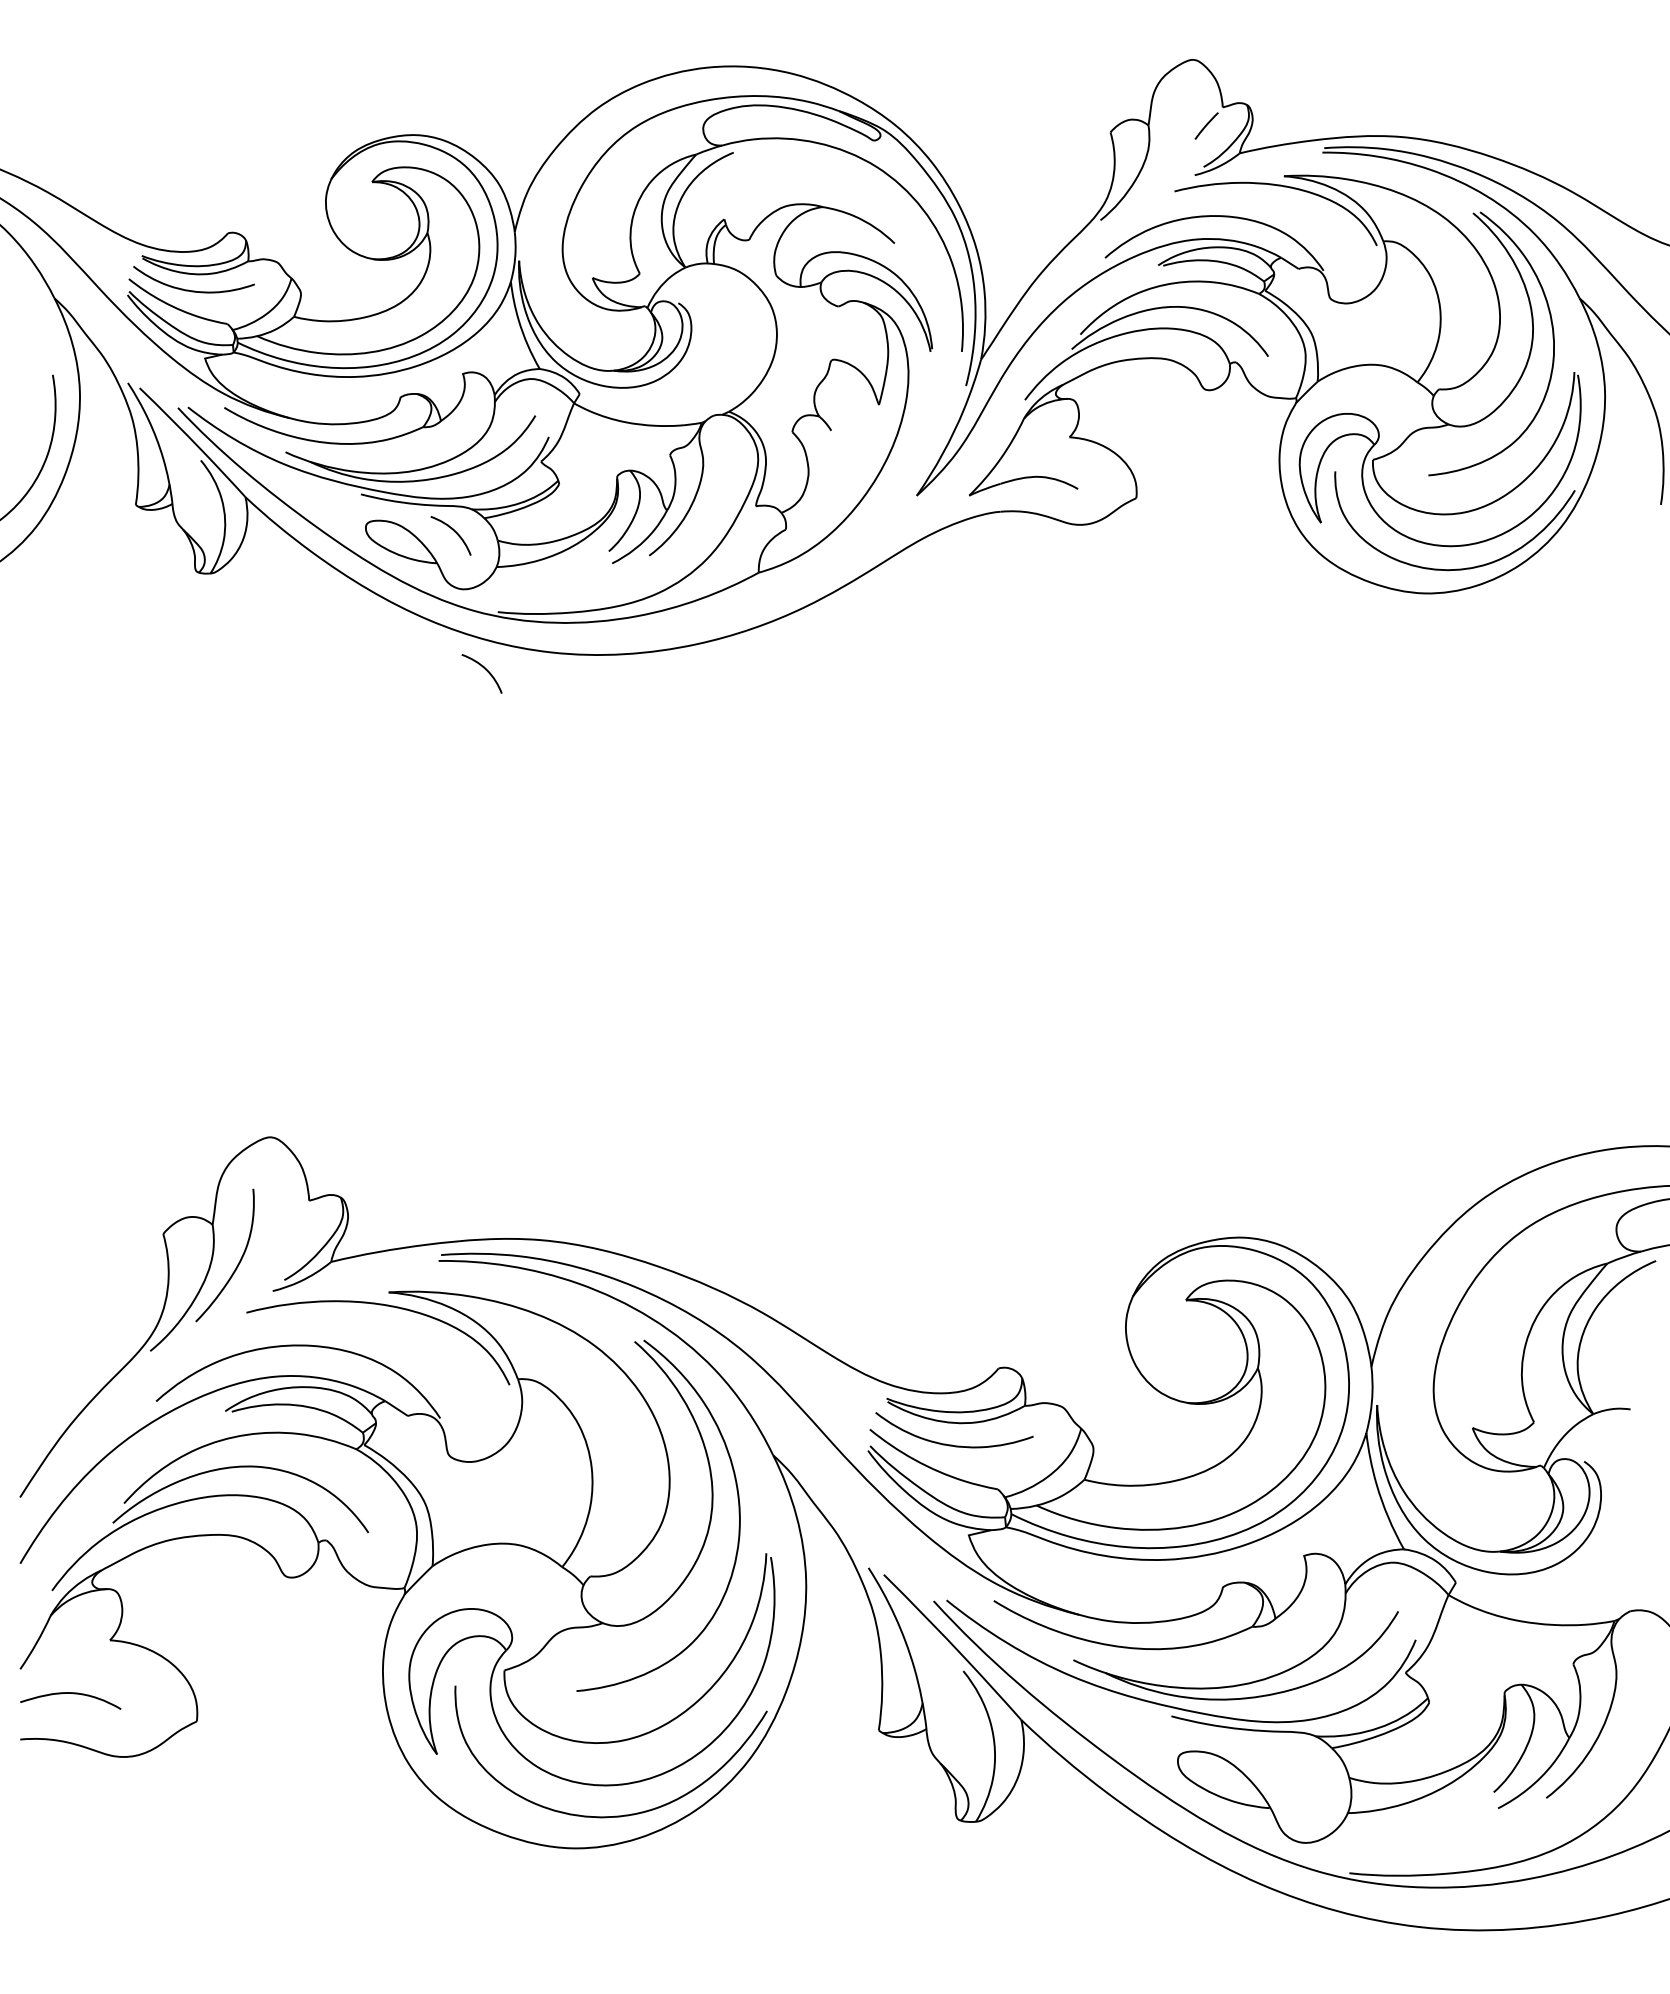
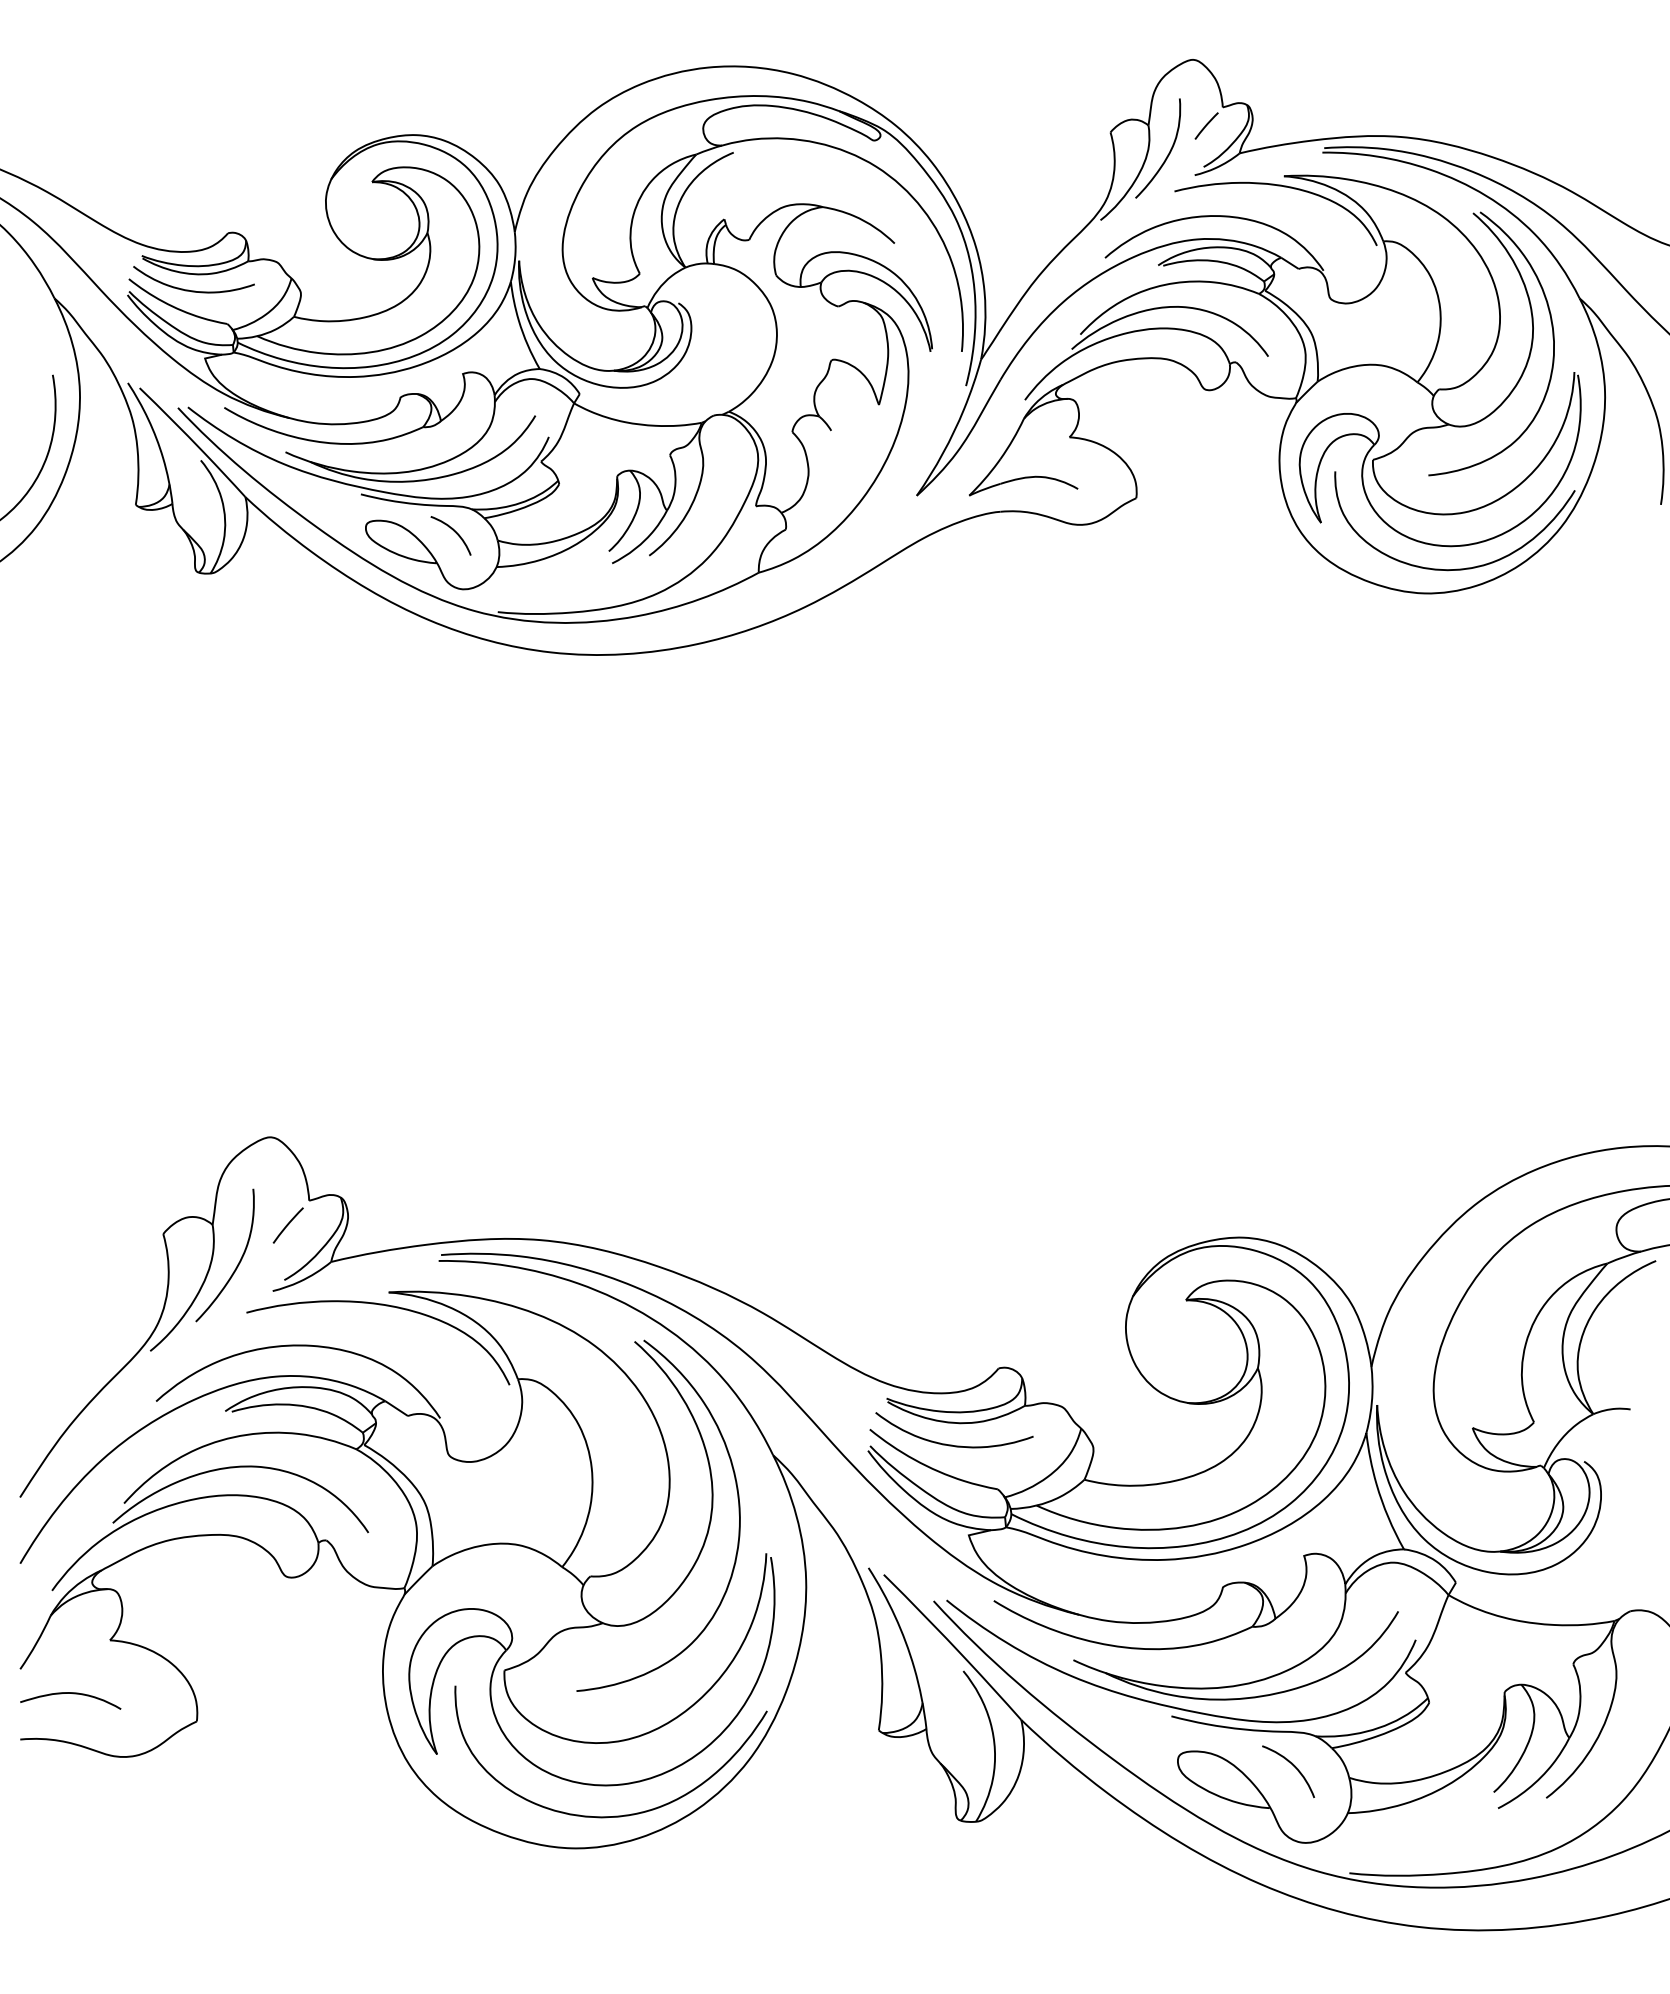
curve: none -> present (1167, 154)
curve: present -> none (484, 669)
line: none -> present (287, 1225)
curve: none -> present (1293, 1766)
